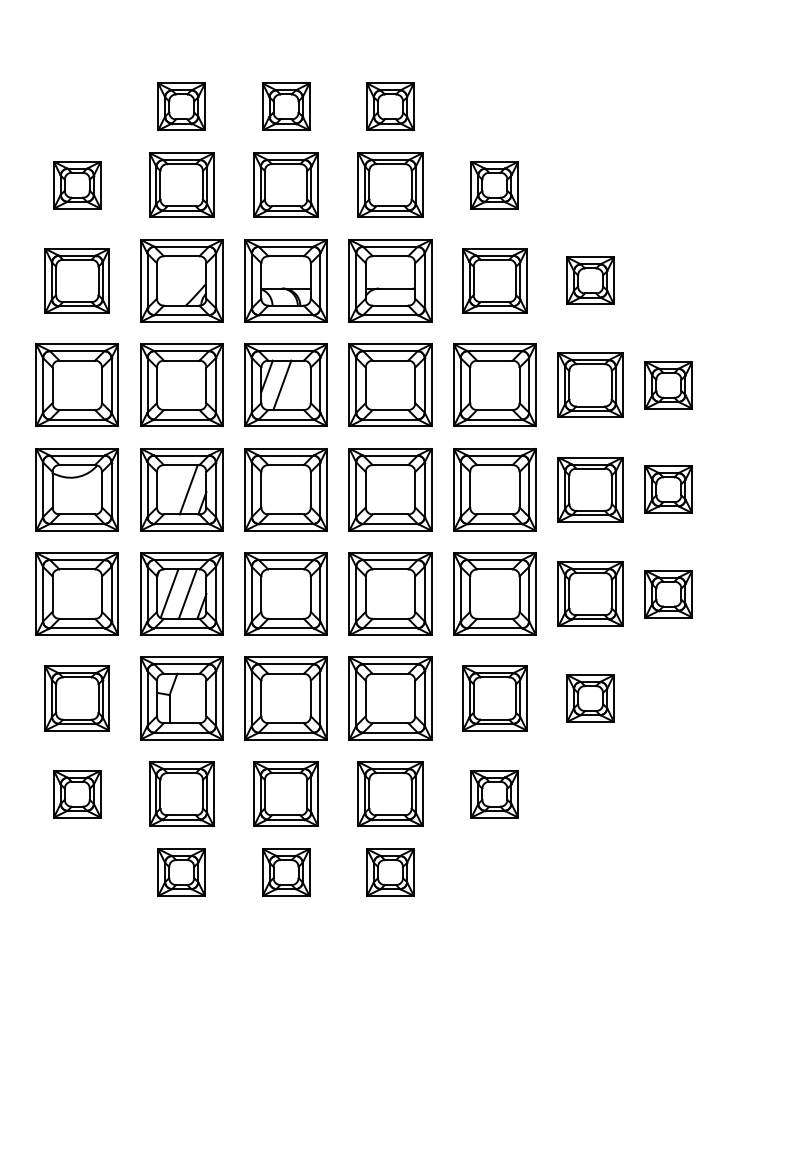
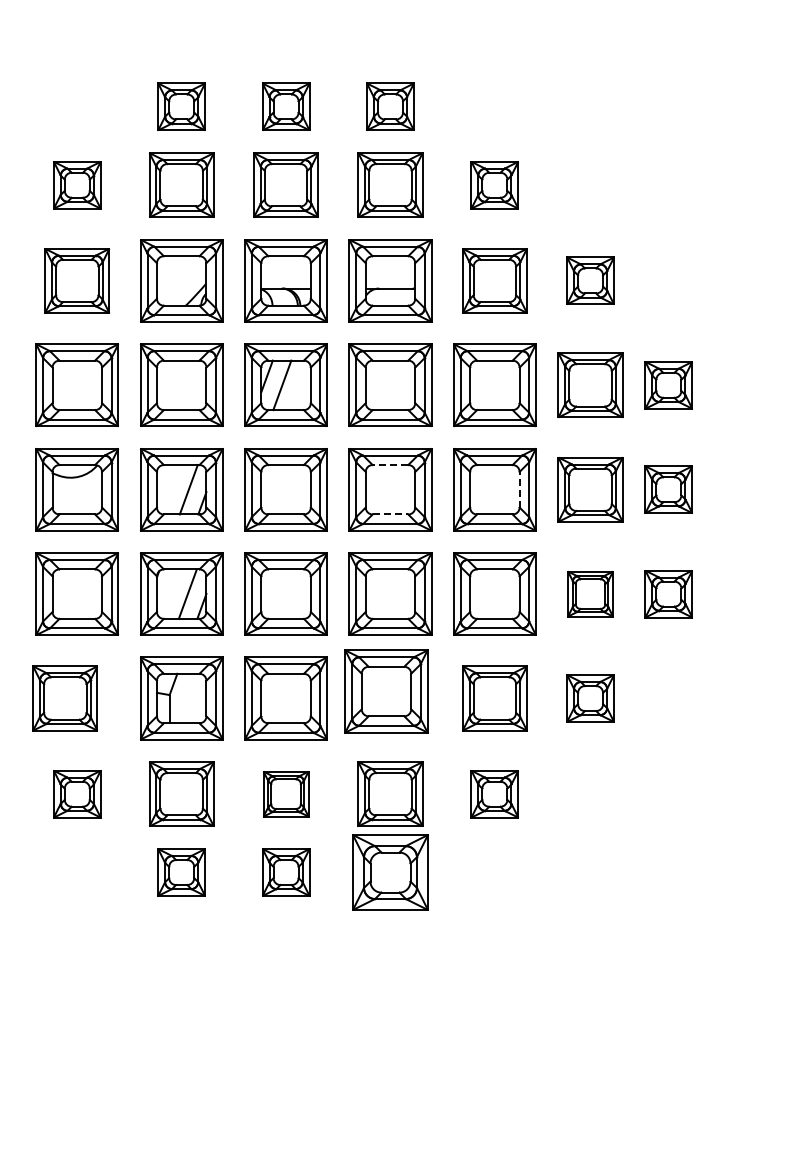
line: solid -> dashed (390, 465)
line: solid -> dashed (519, 489)
line: solid -> dashed (390, 514)
line: present -> none (169, 593)
part size: 67x66 px -> 47x47 px (590, 594)
part position: (76, 698) -> (64, 698) (64, 698)
part position: (390, 698) -> (386, 691) (386, 691)
part size: 66x66 px -> 47x47 px (286, 794)
part size: 49x49 px -> 77x77 px (390, 872)
